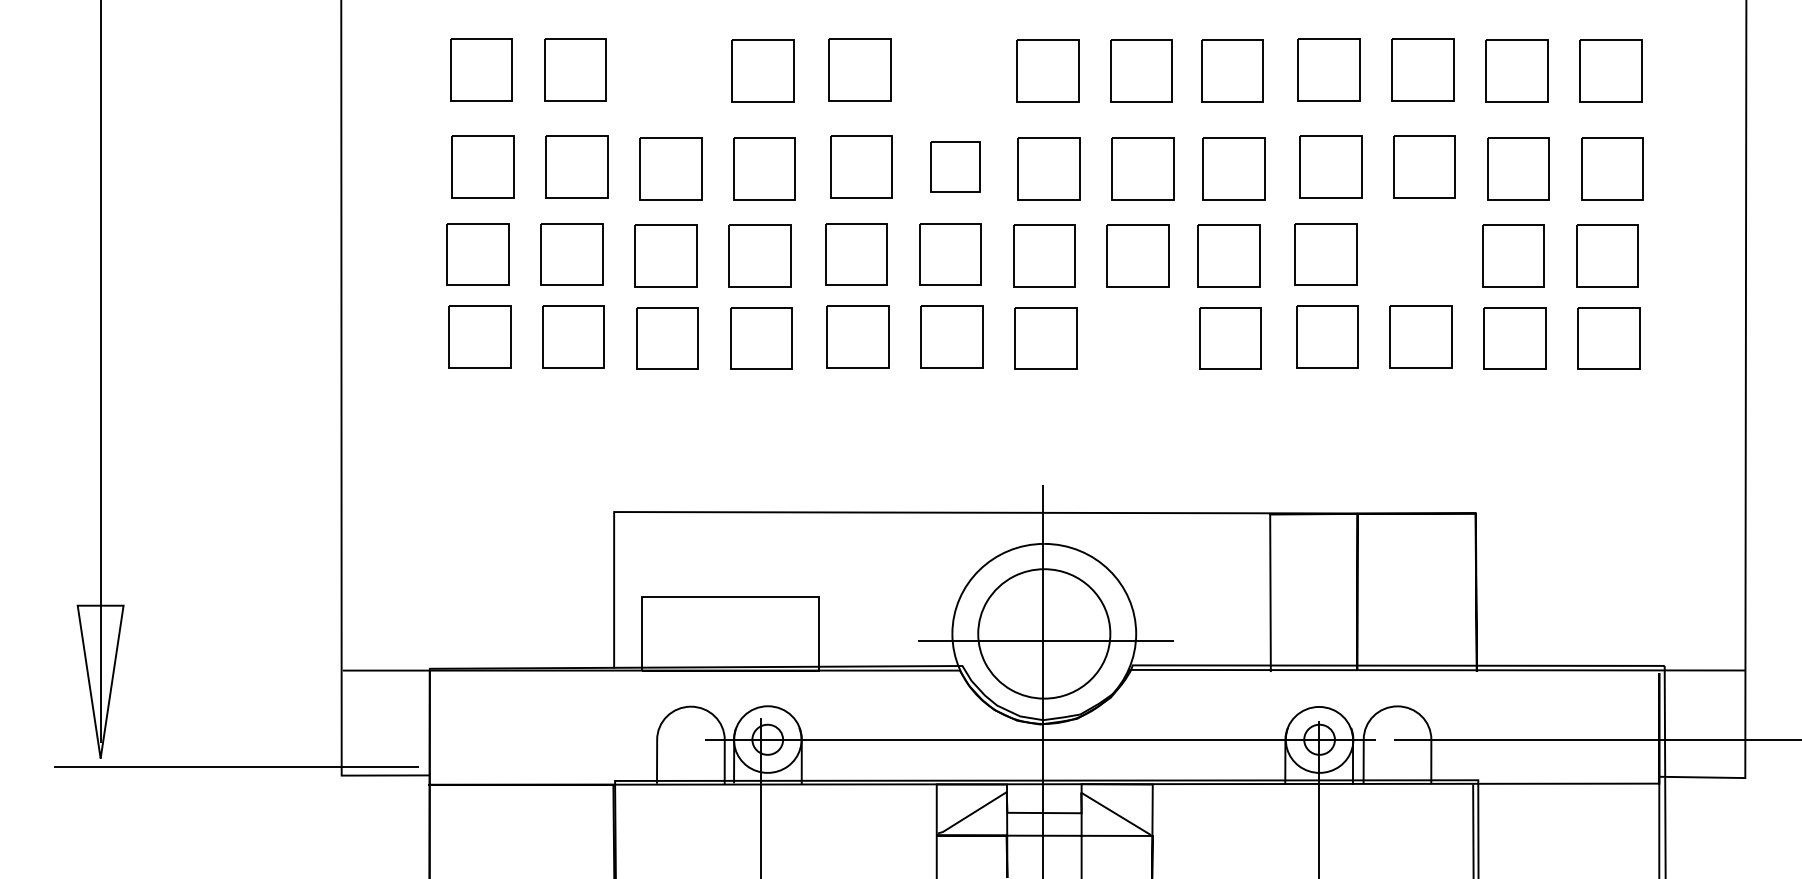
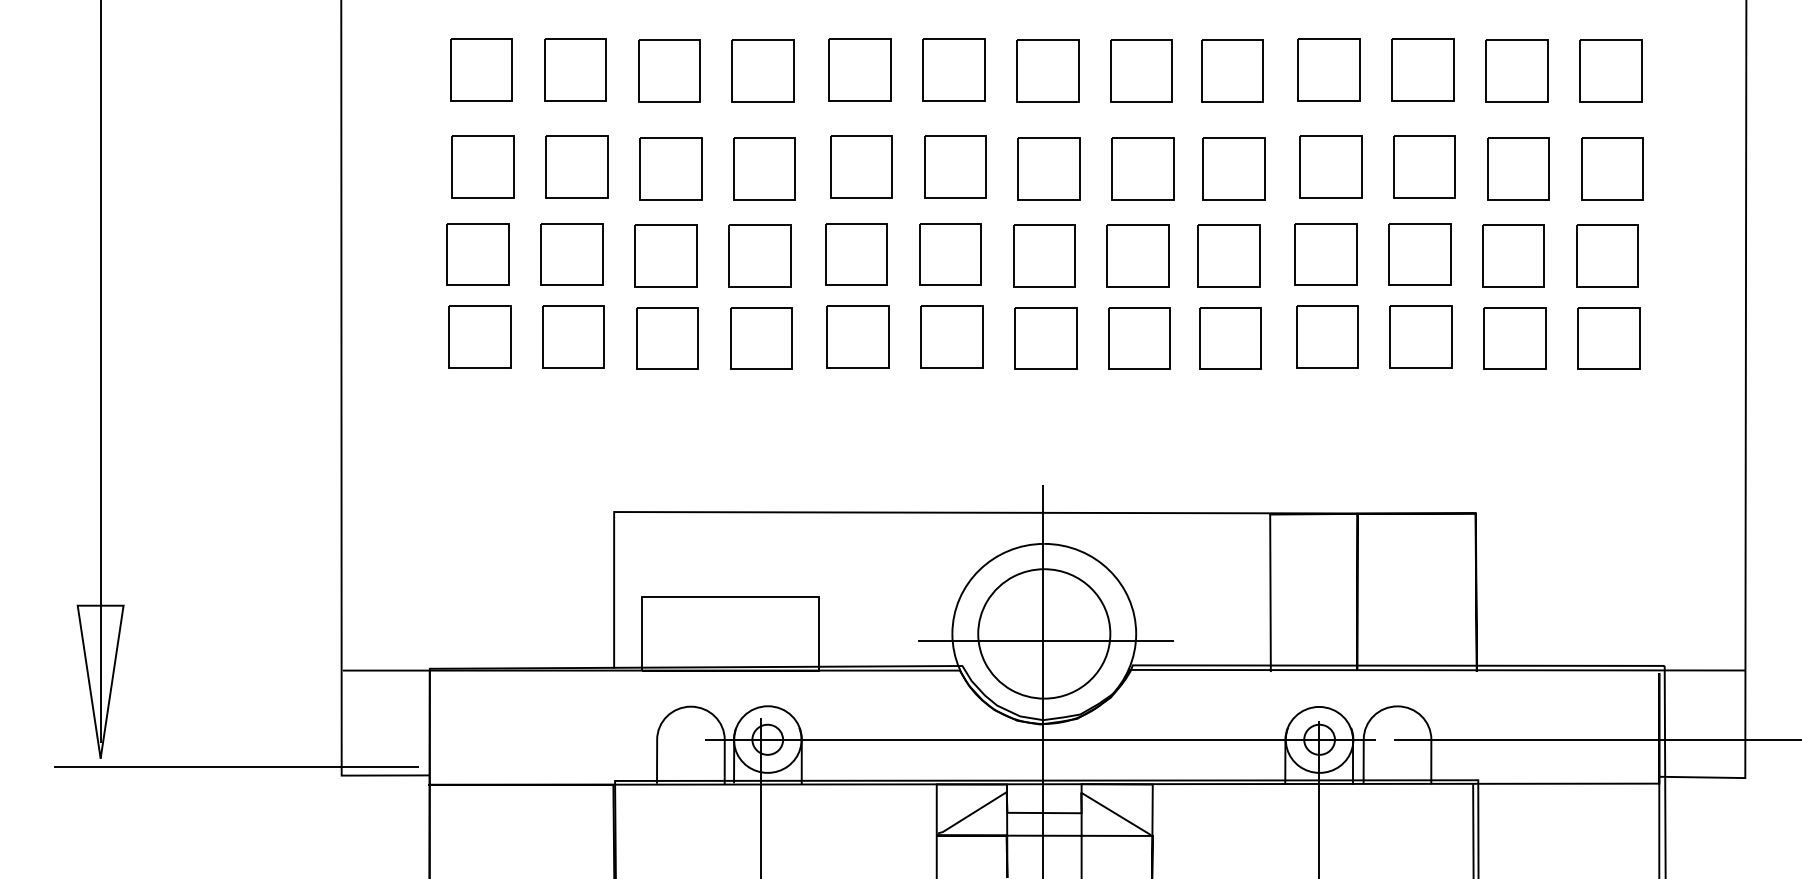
part: none -> present (953, 69)
part: none -> present (669, 70)
part size: 51x52 px -> 63x64 px (955, 166)
part: none -> present (1419, 254)
part: none -> present (1139, 338)
